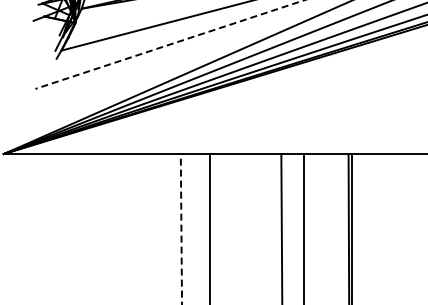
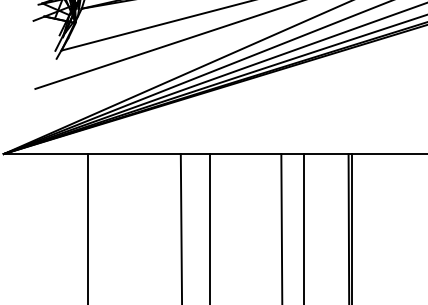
line: dashed -> solid (170, 44)
line: none -> present (87, 227)
line: dashed -> solid (181, 228)
